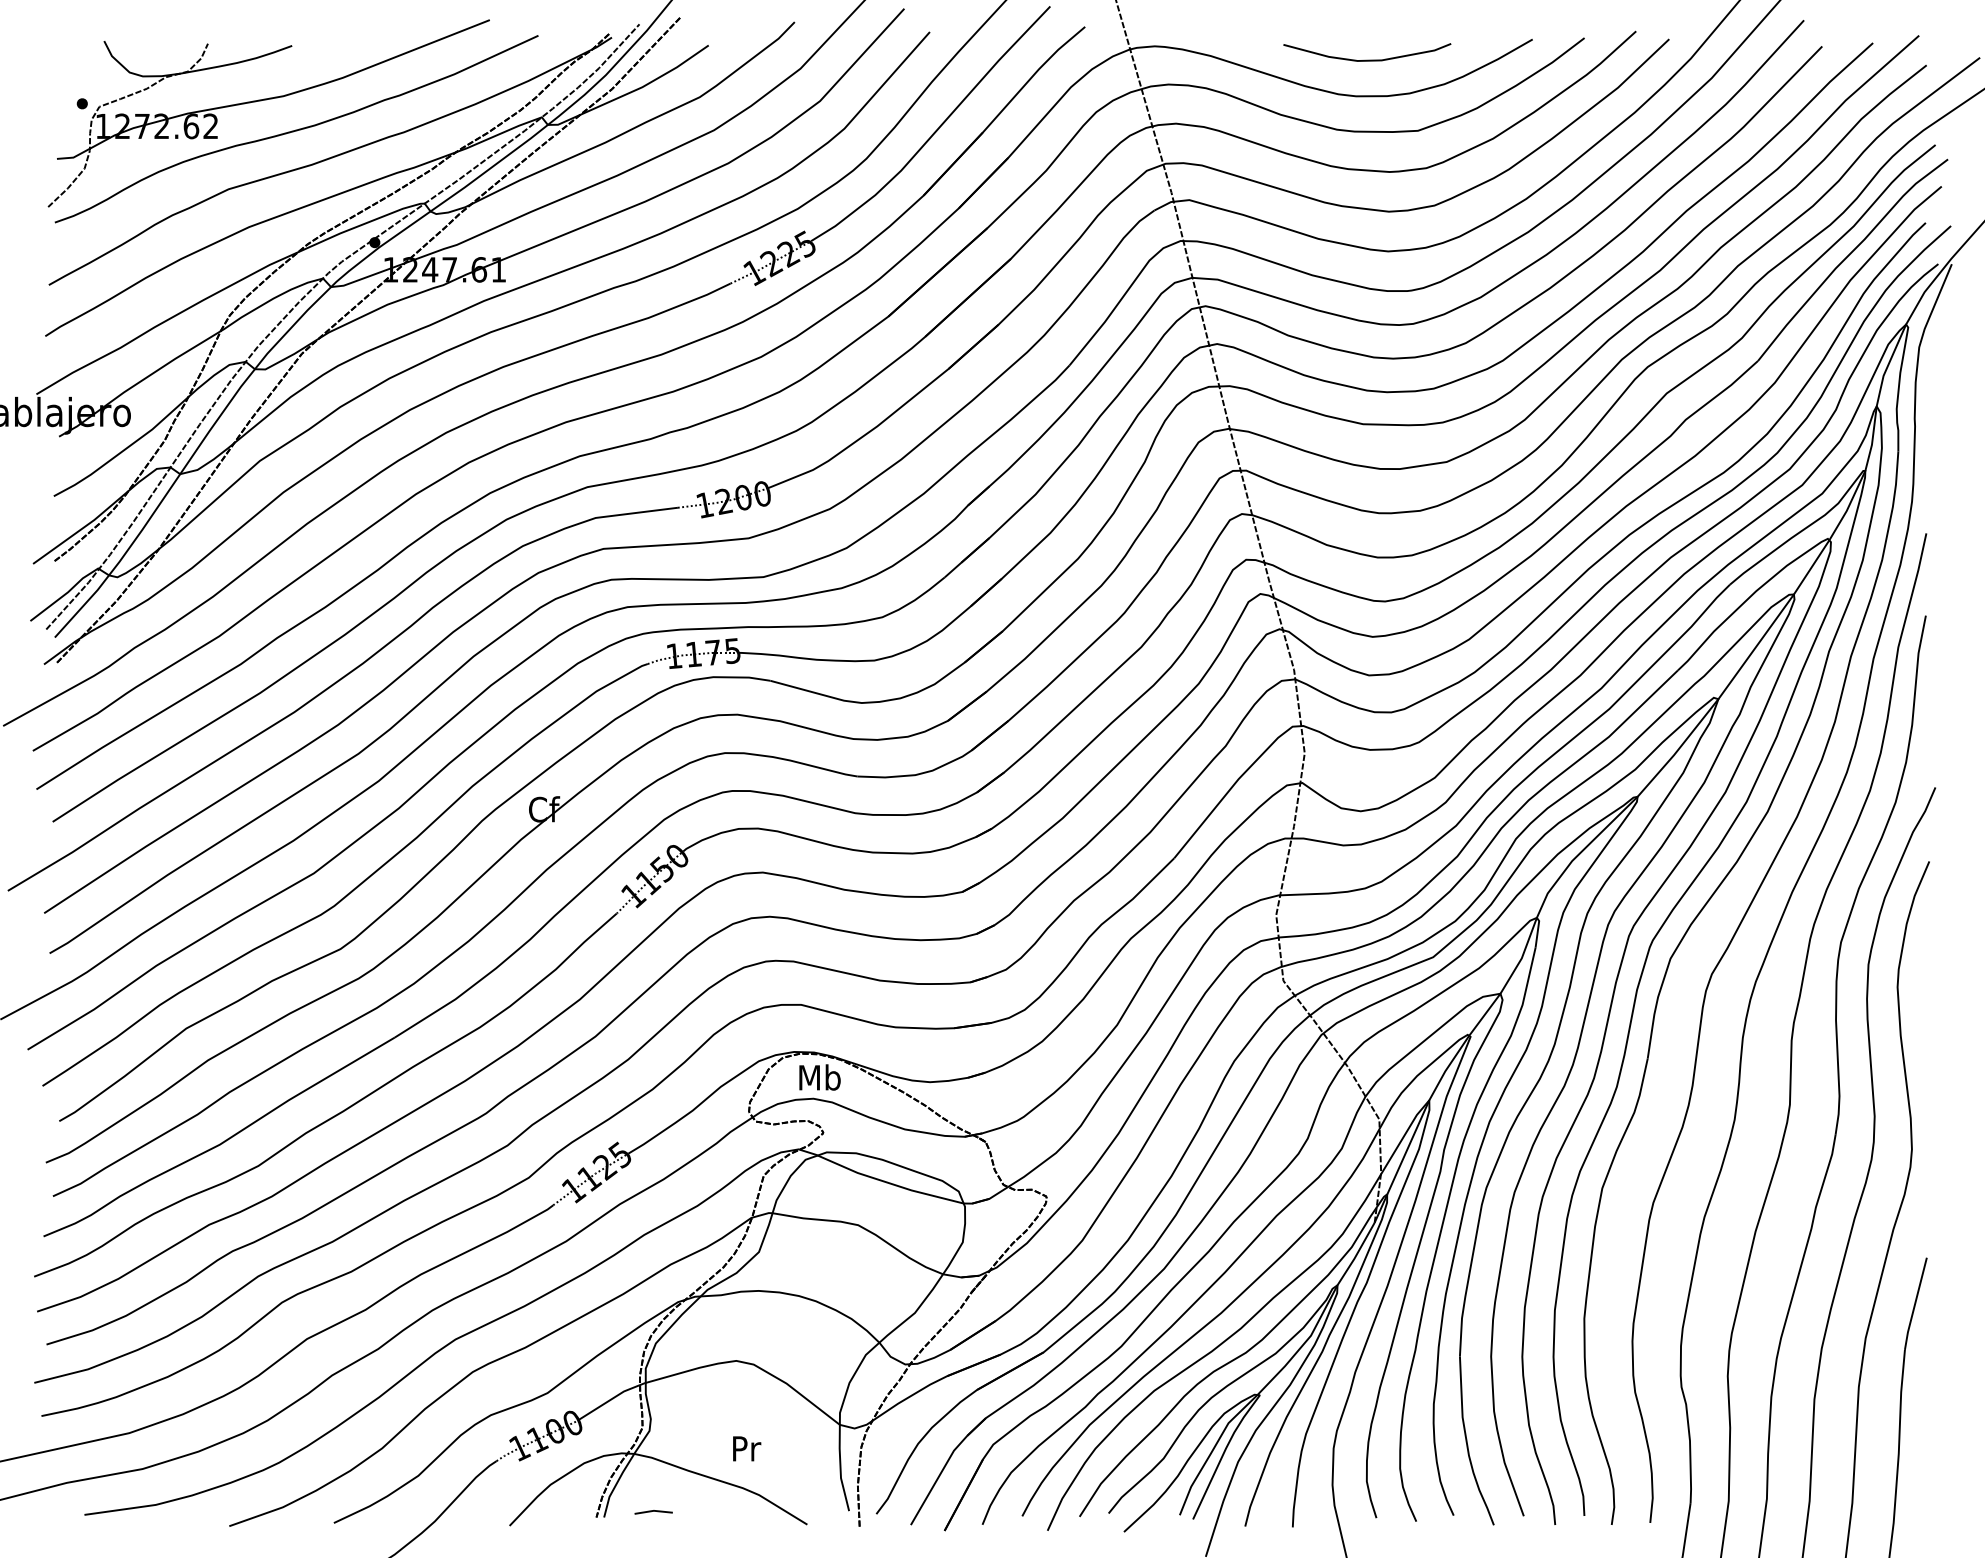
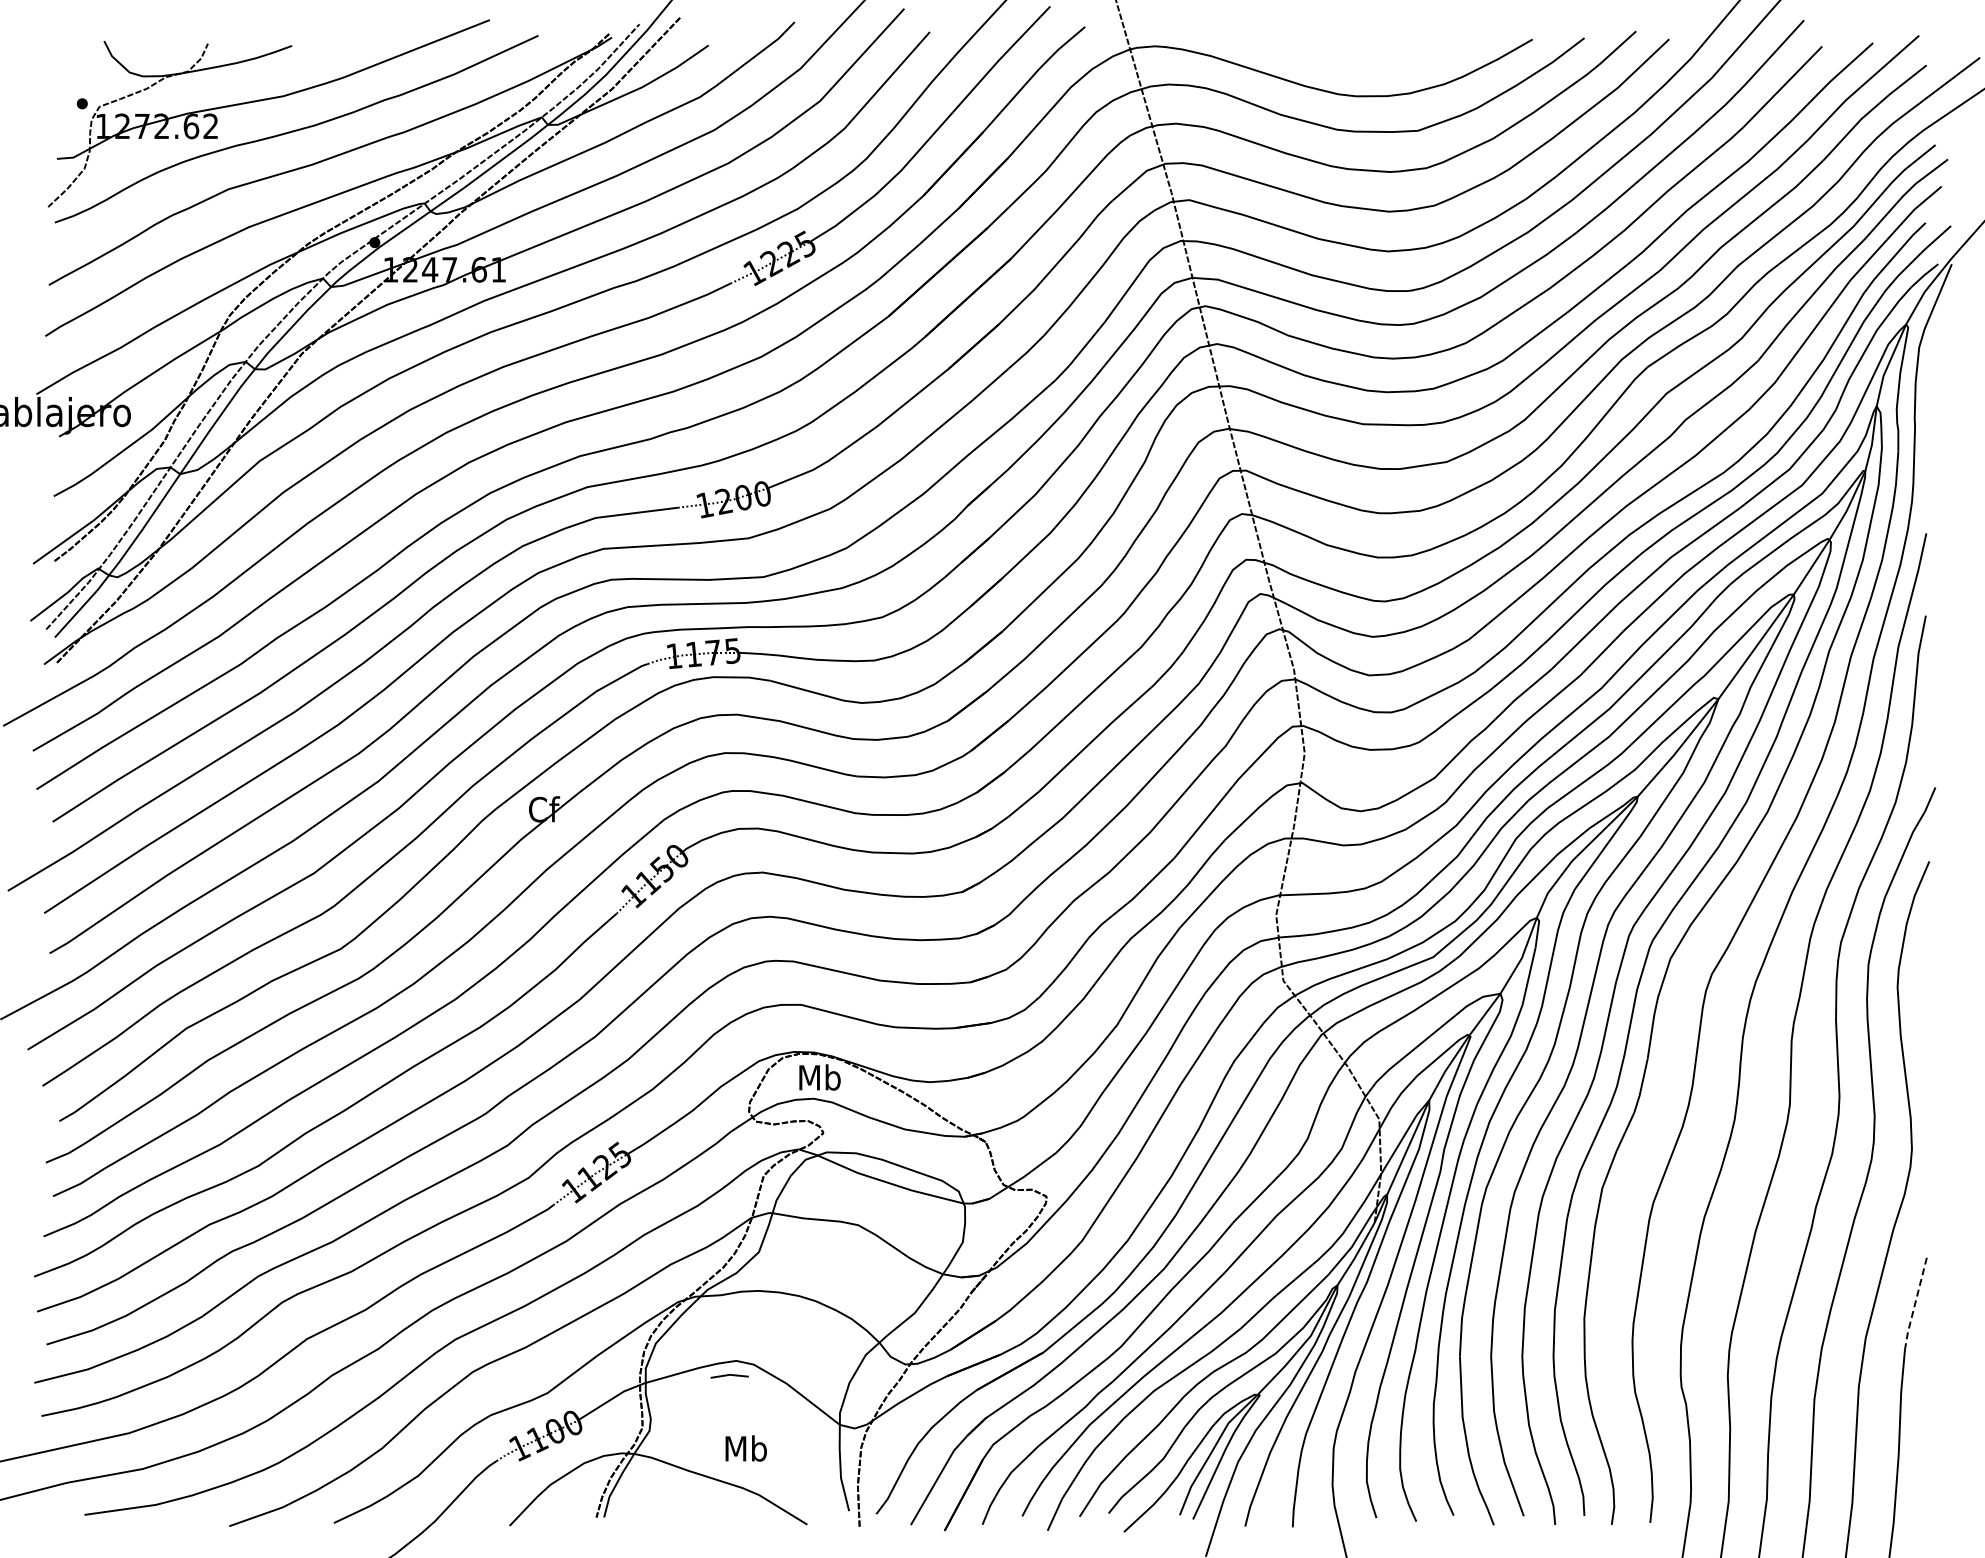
curve: present -> none (1367, 59)
line: solid -> dashed (1915, 1304)
text: Pr -> Mb (745, 1448)
line position: (653, 1511) -> (729, 1375) (729, 1375)
